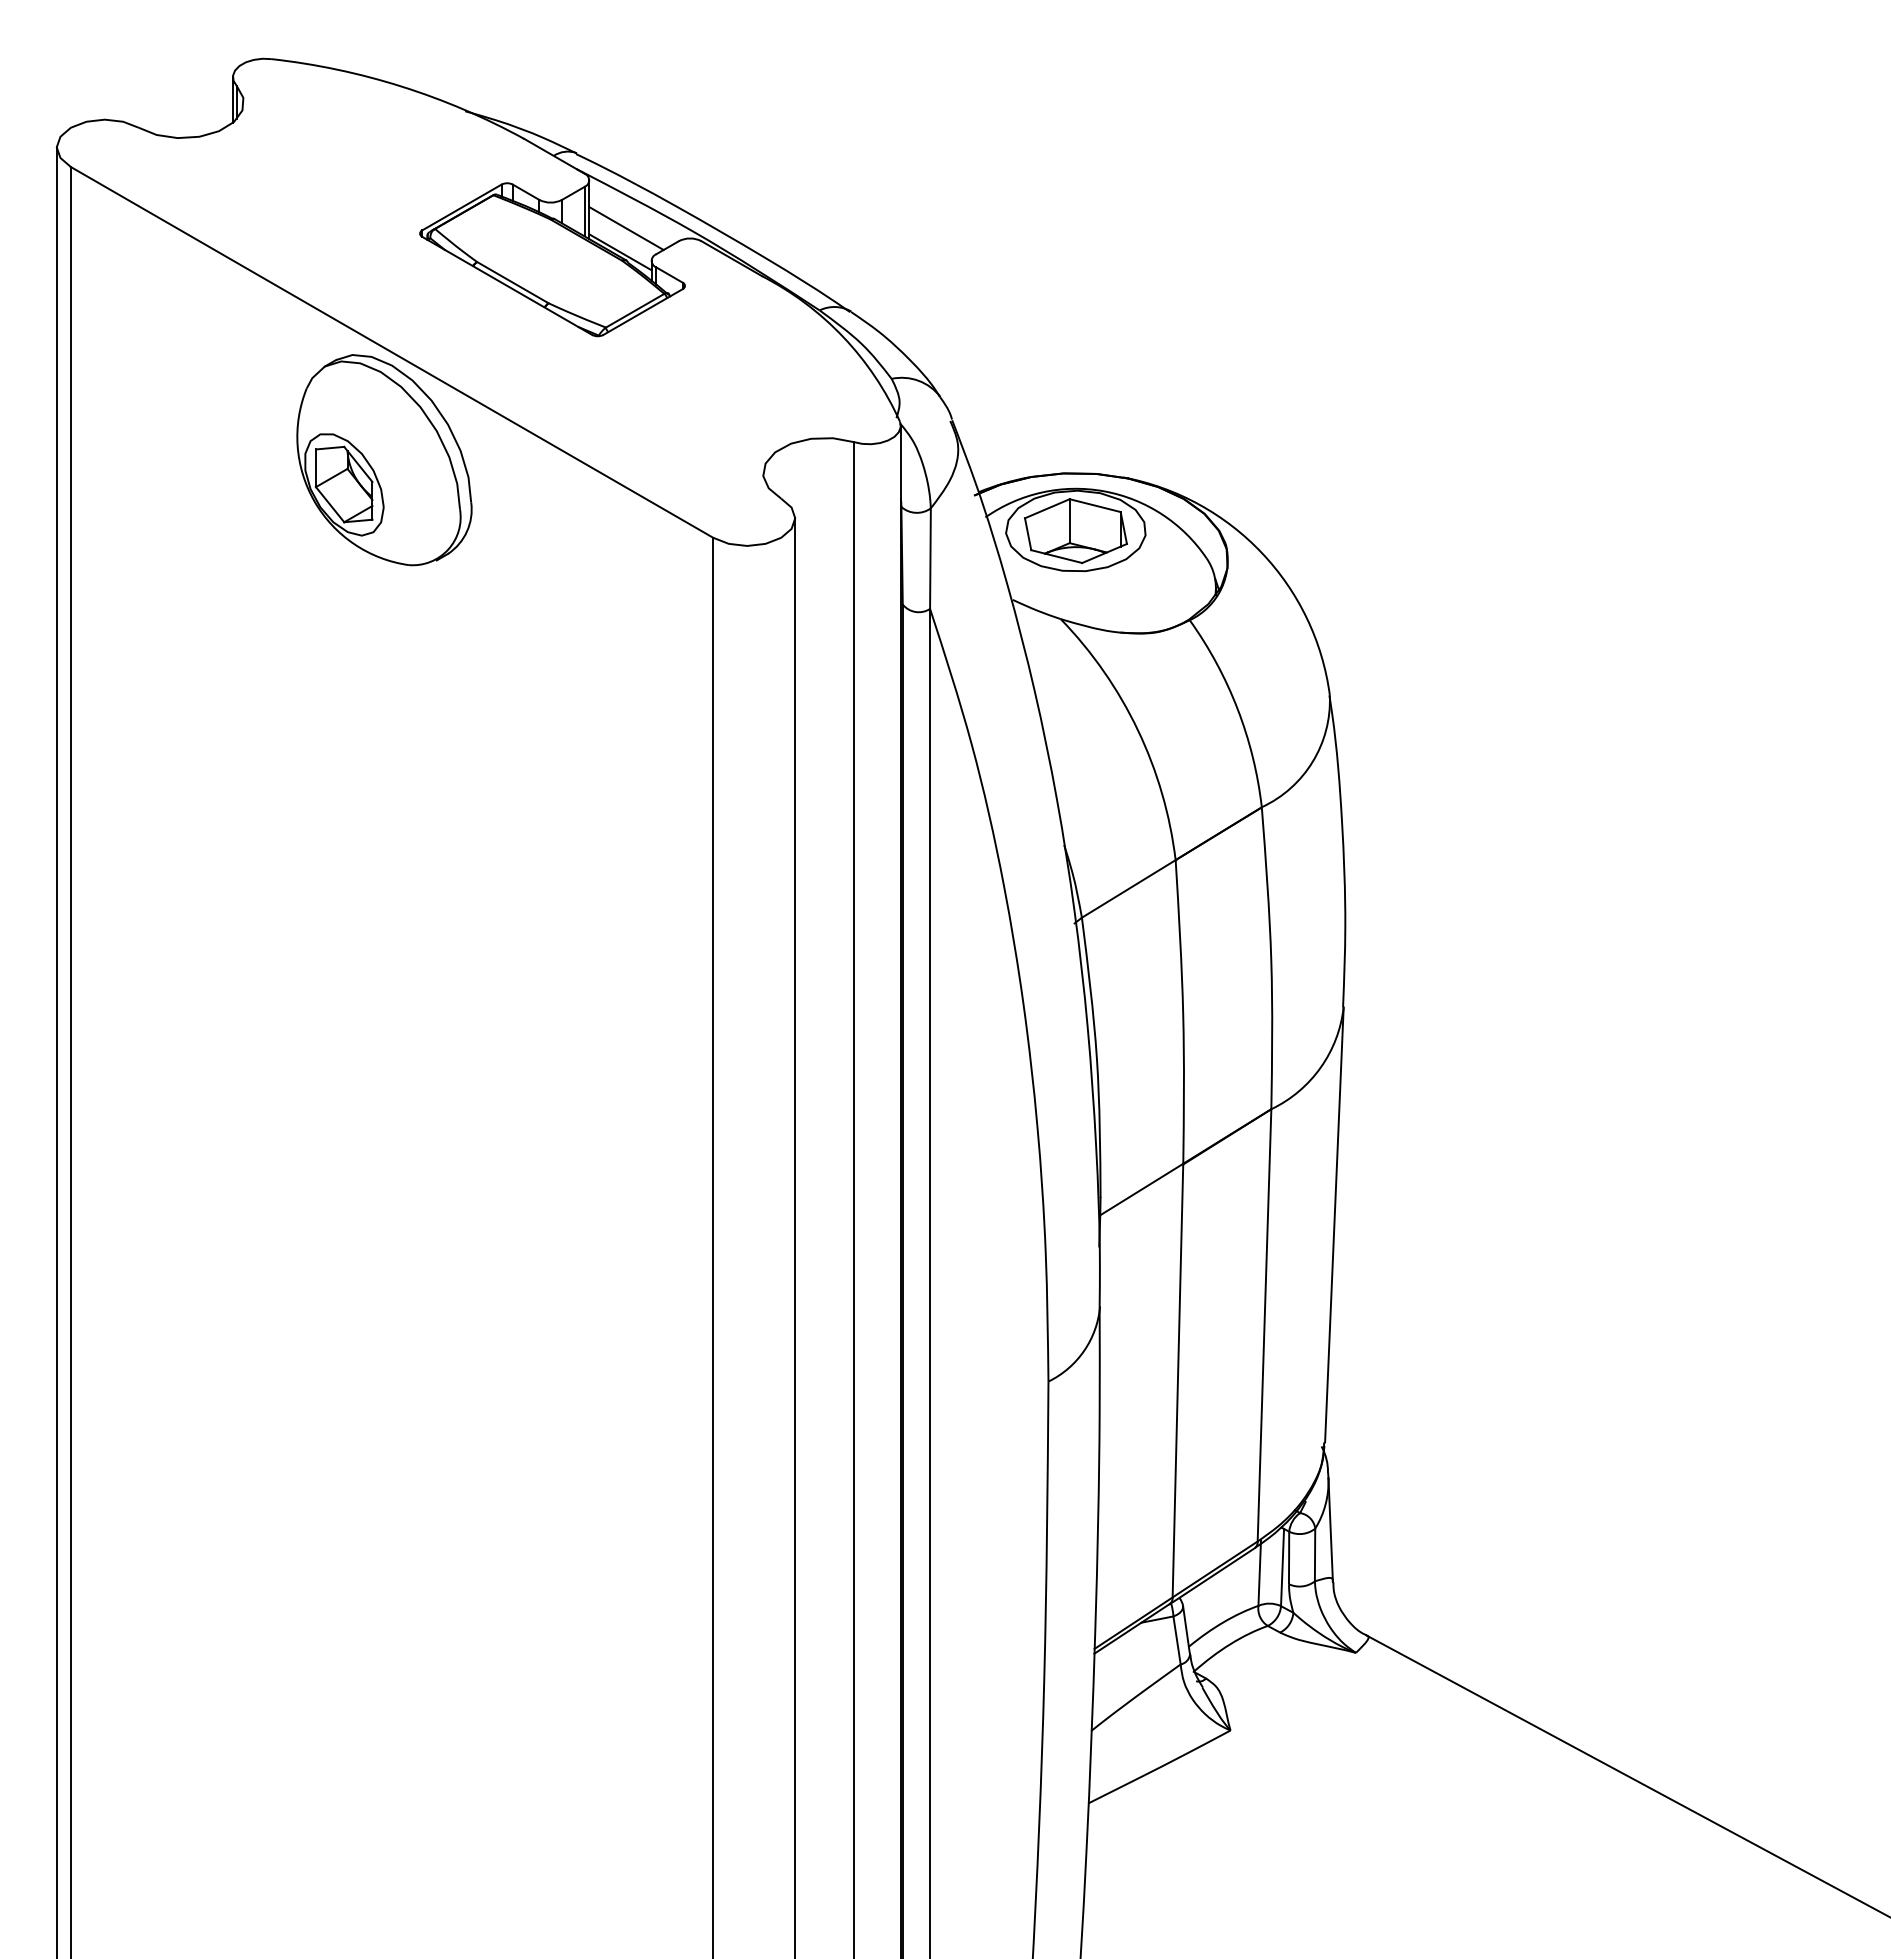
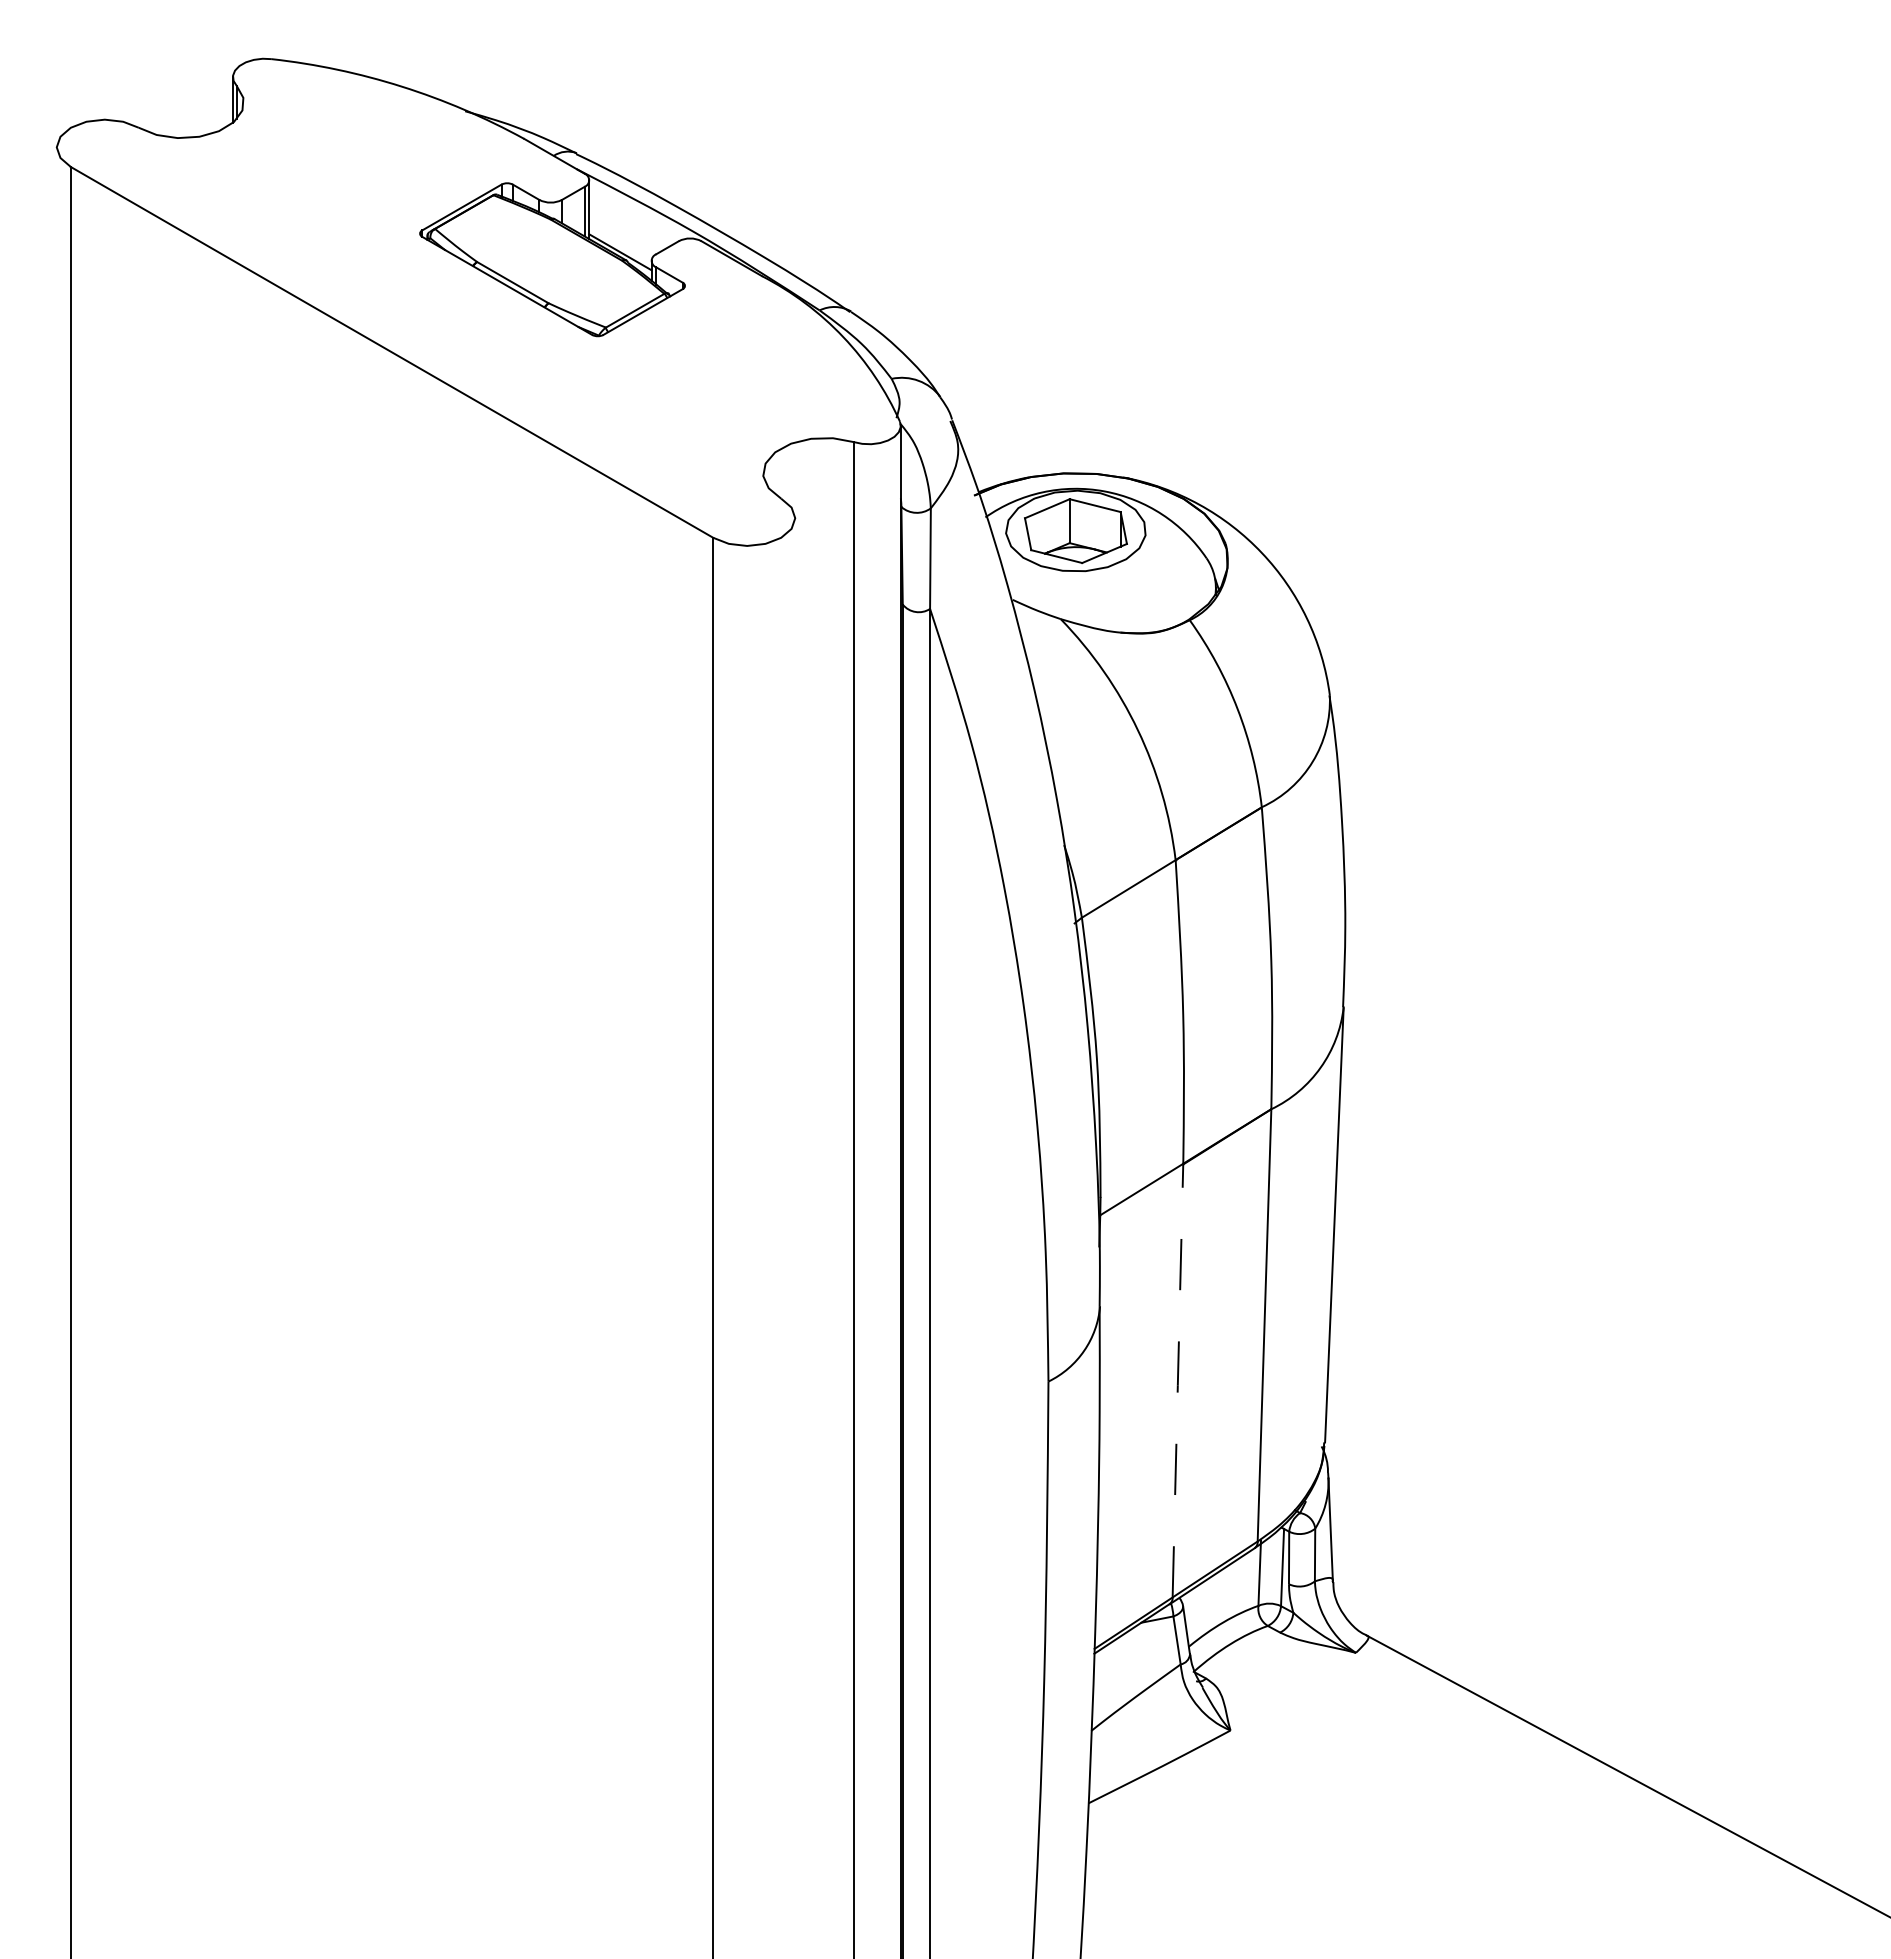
line: present -> none (626, 228)
part: present -> none (384, 460)
line: present -> none (56, 1051)
line: present -> none (795, 1236)
line: solid -> dashed (1177, 1380)
